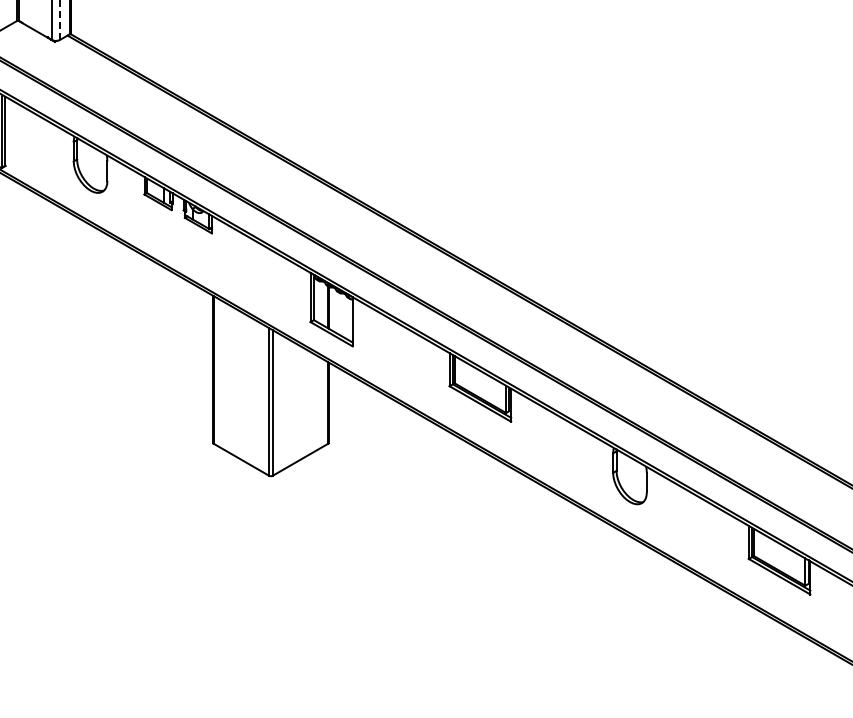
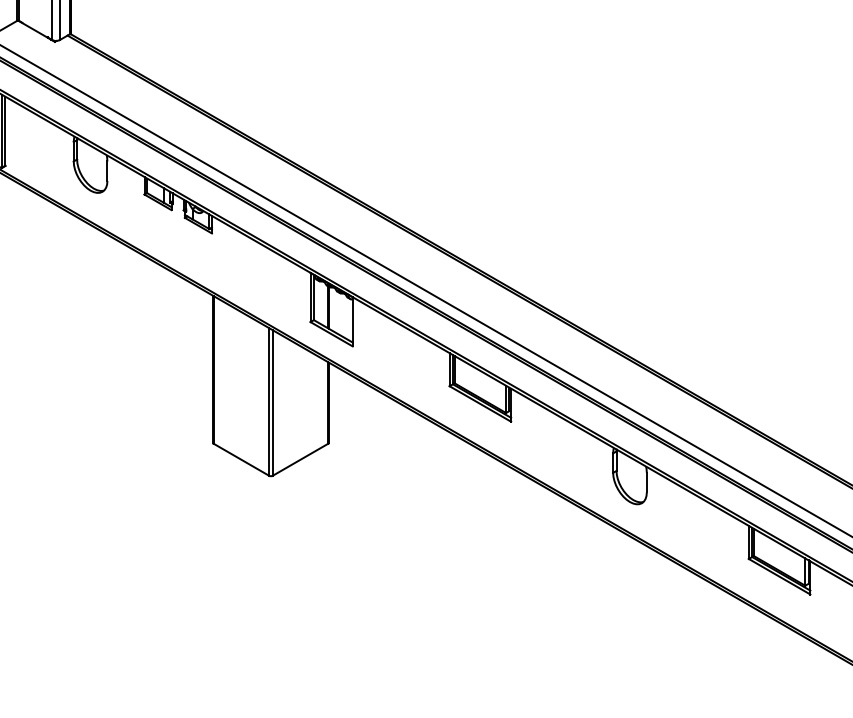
line: dashed -> solid (59, 20)
line: none -> present (425, 290)
